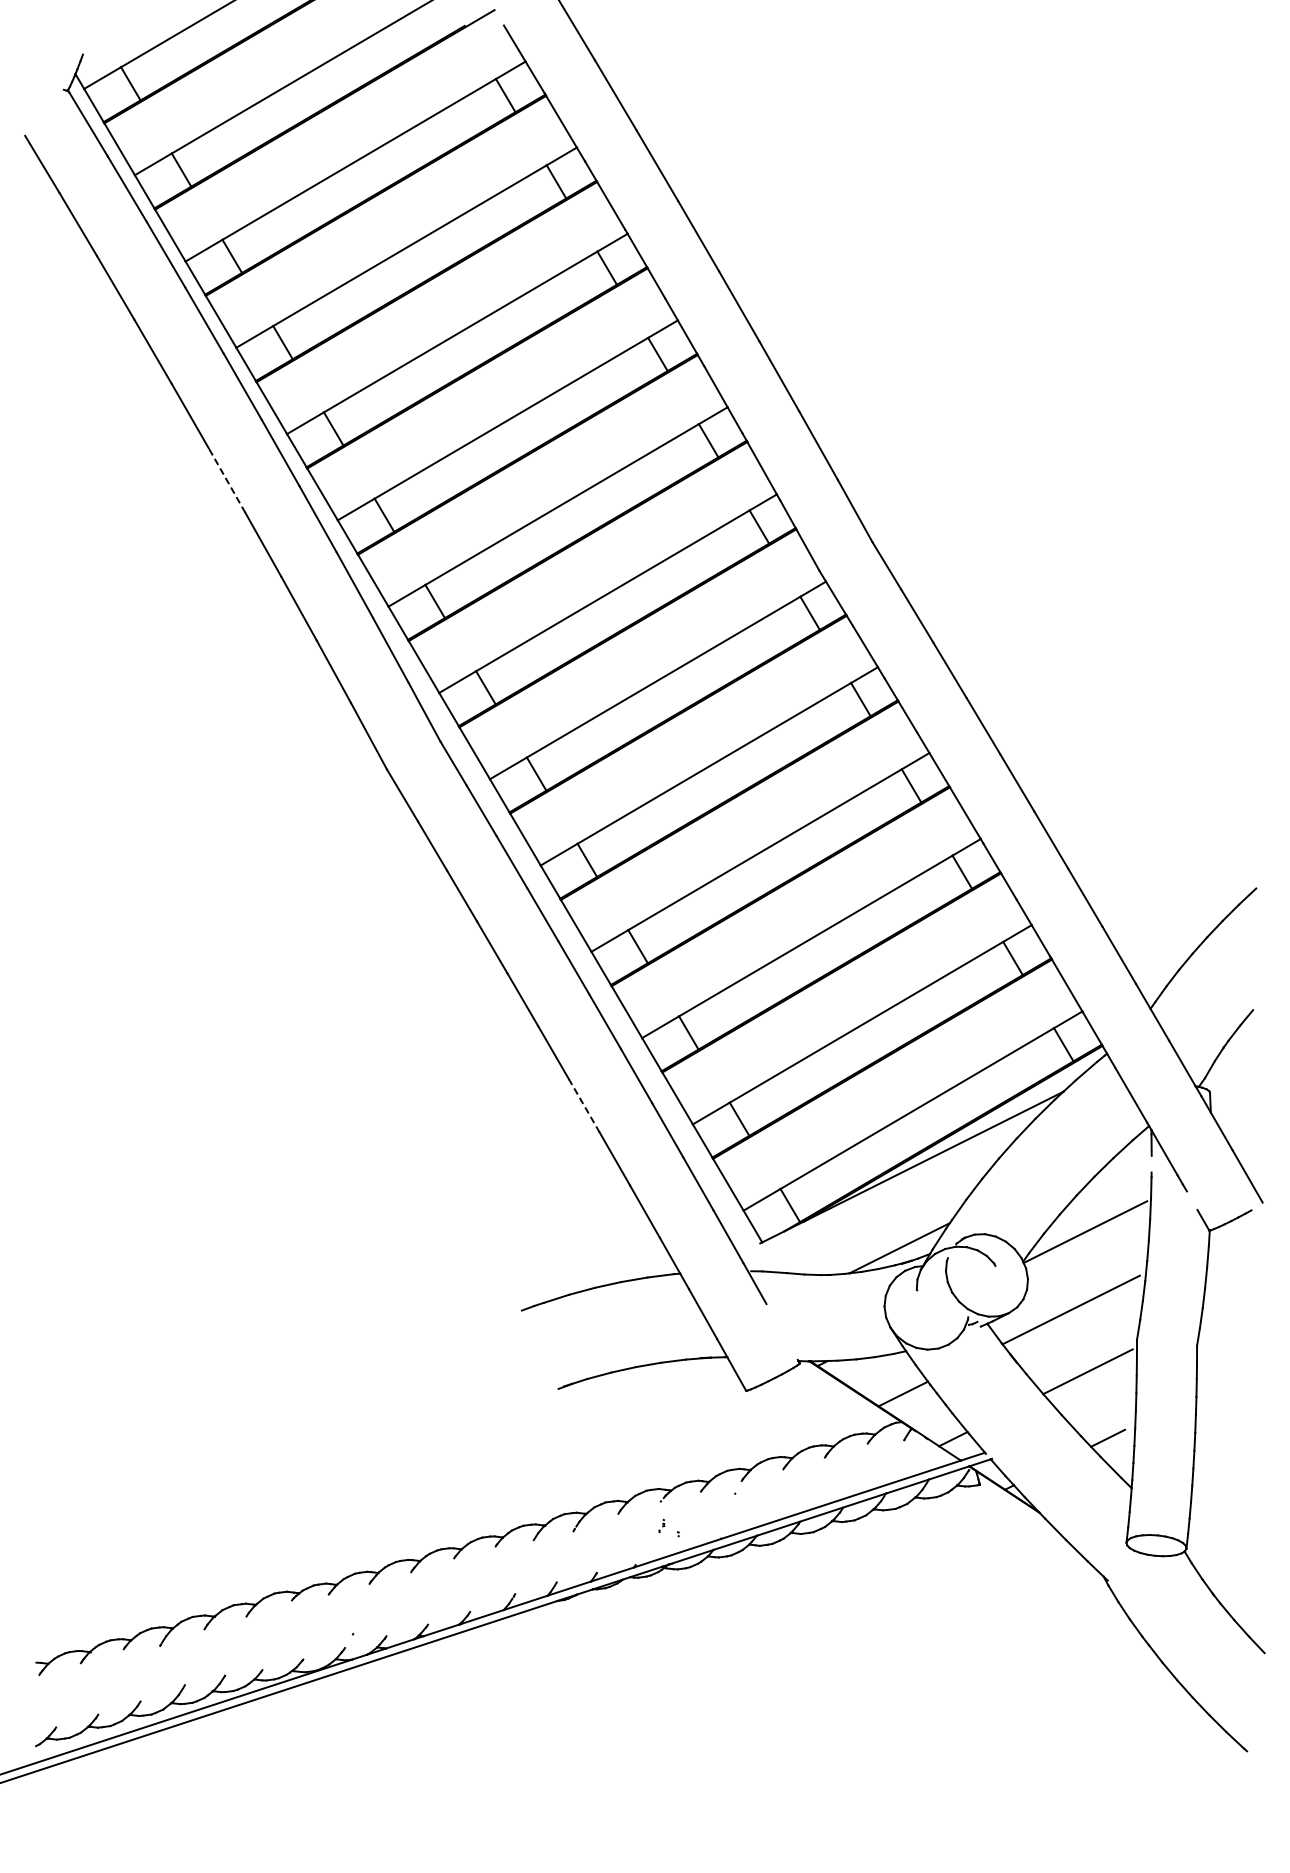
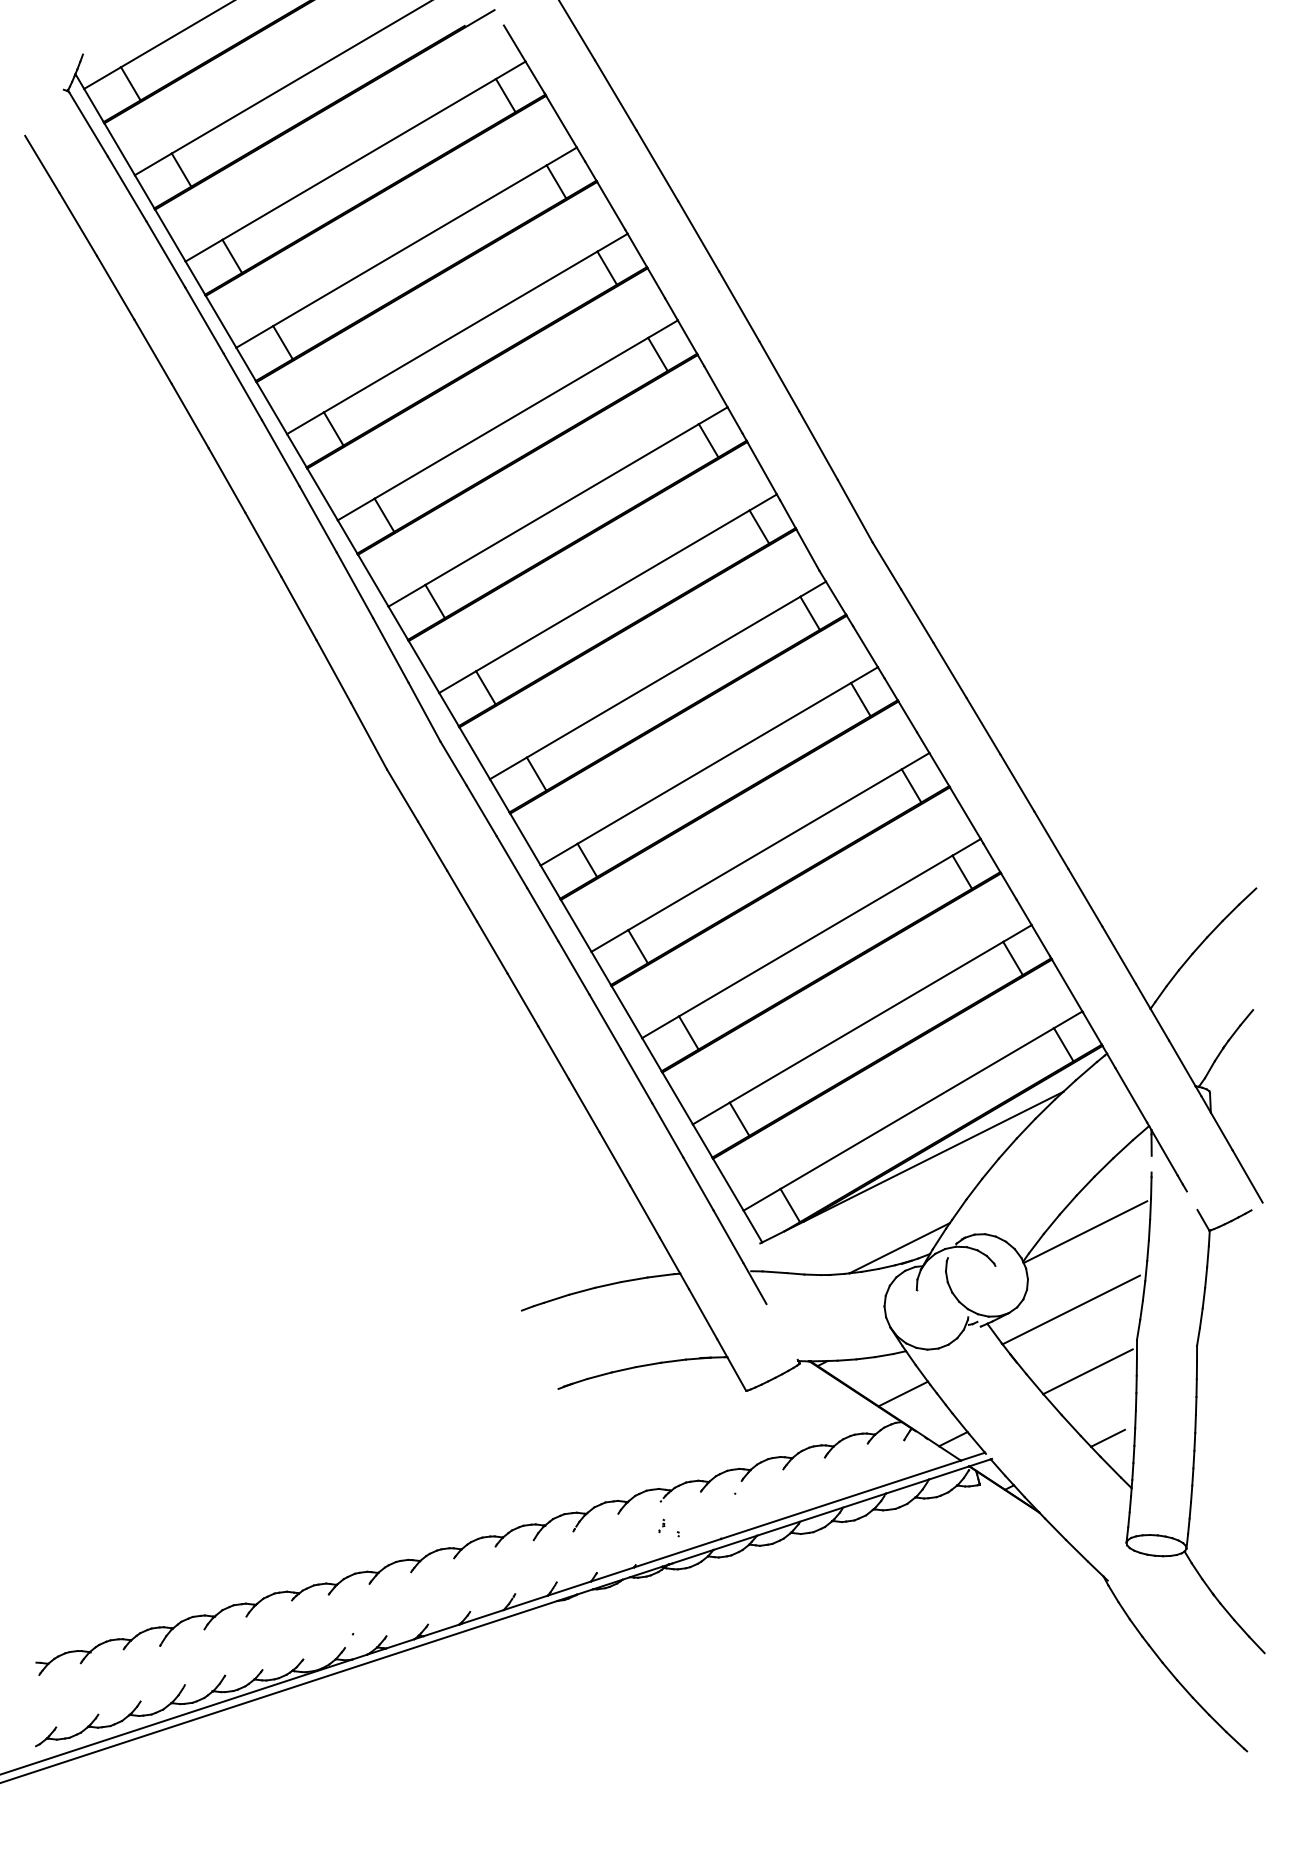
line: dashed -> solid (226, 480)
line: dashed -> solid (584, 1105)
